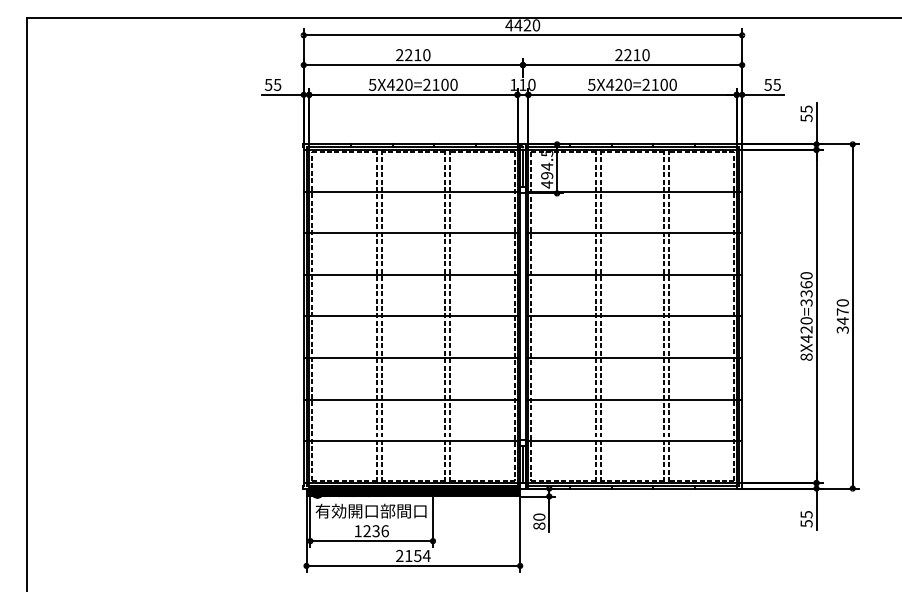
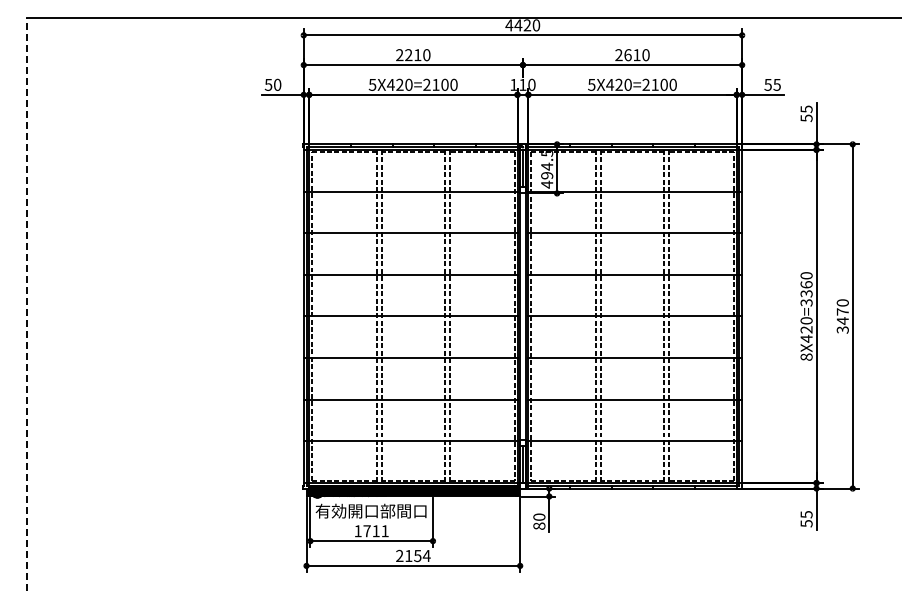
text: 2210 -> 2610 (627, 55)
text: 55 -> 50 (277, 84)
line: solid -> dashed (27, 304)
text: 1236 -> 1711 (375, 531)
